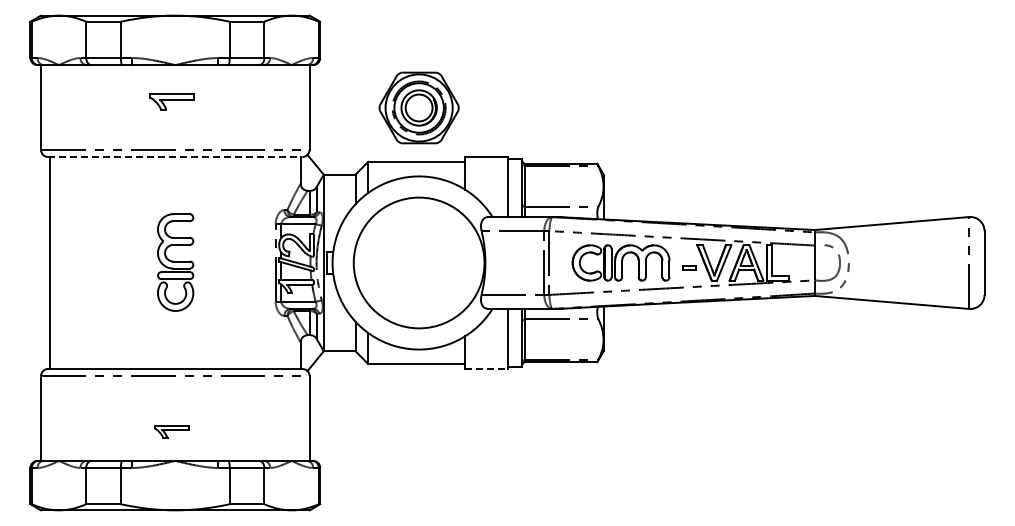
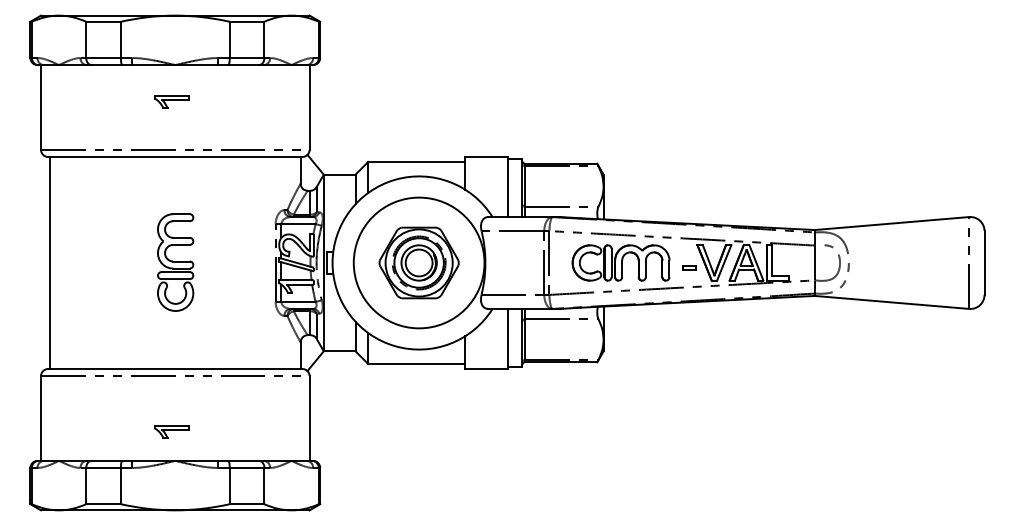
part size: 46x18 px -> 36x14 px (171, 101)
part position: (418, 107) -> (418, 262) (418, 262)
line: dashed -> solid (175, 156)
line: dashed -> solid (486, 369)
